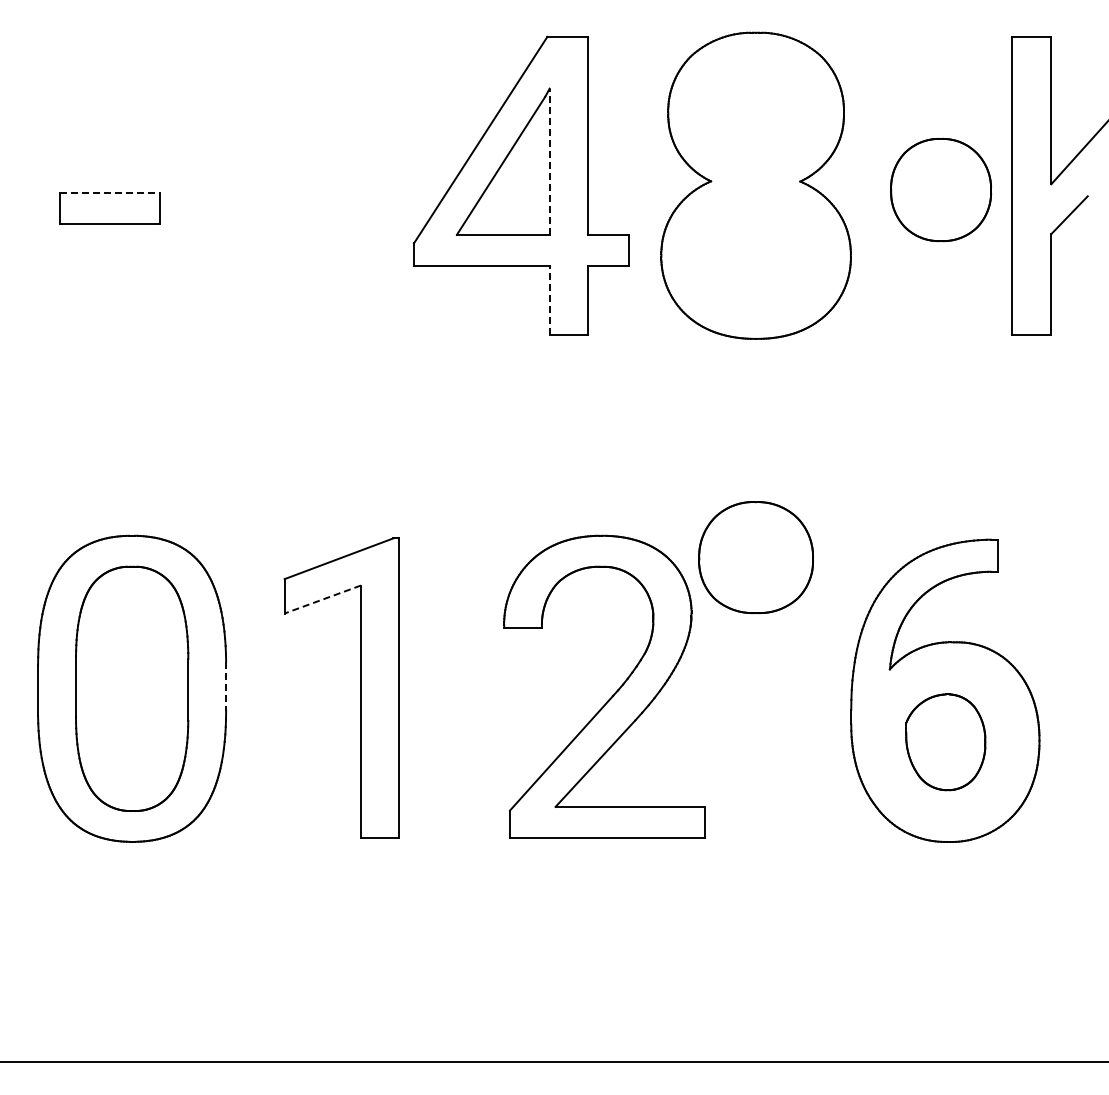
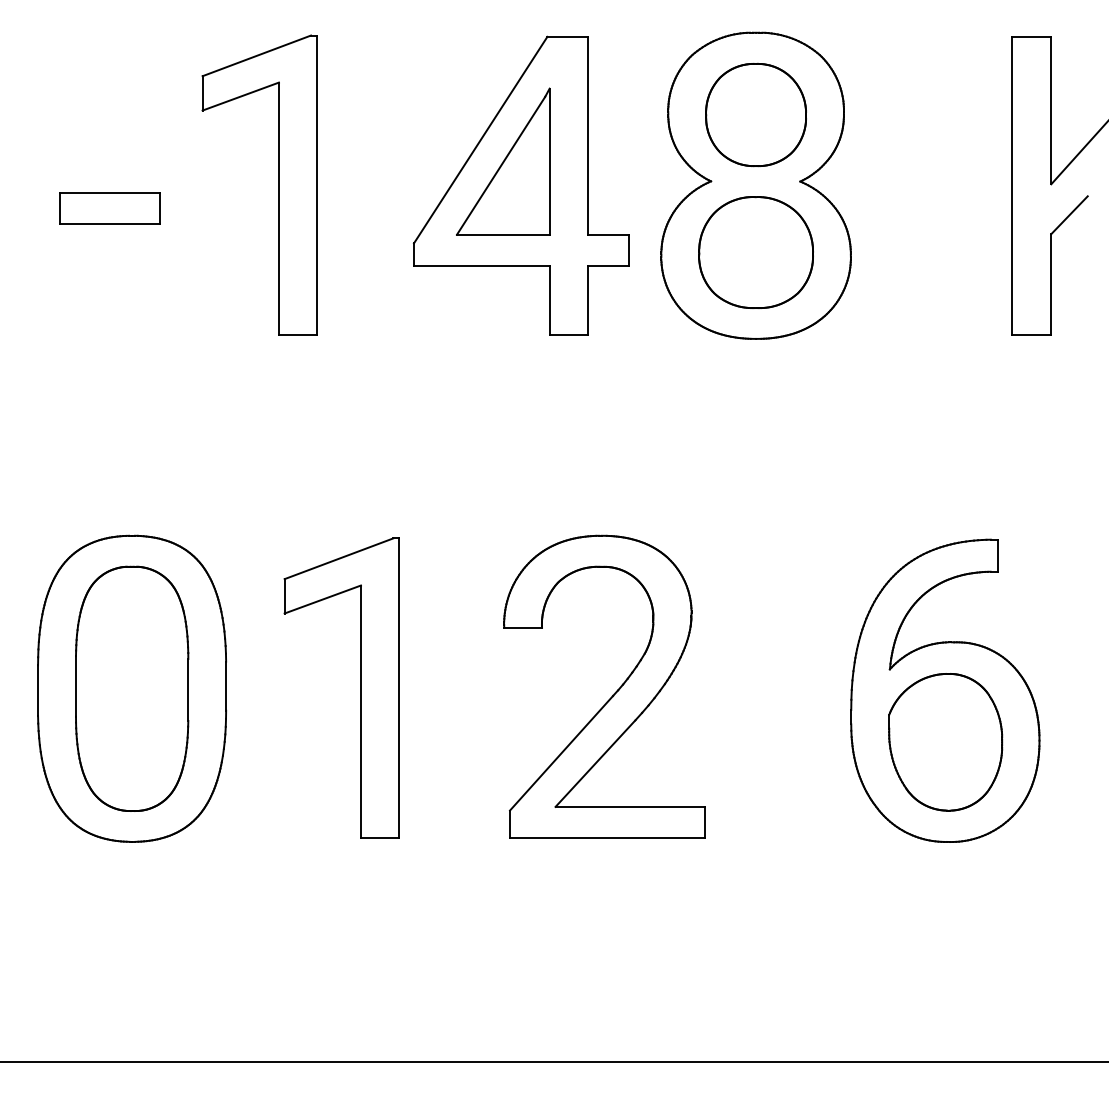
line: dashed -> solid (549, 161)
part: none -> present (278, 184)
part position: (940, 189) -> (755, 114) (755, 114)
line: dashed -> solid (109, 192)
line: dashed -> solid (549, 300)
part position: (755, 557) -> (755, 252) (755, 252)
line: dashed -> solid (322, 599)
line: dashed -> solid (226, 686)
part size: 82x99 px -> 116x139 px (945, 742)
